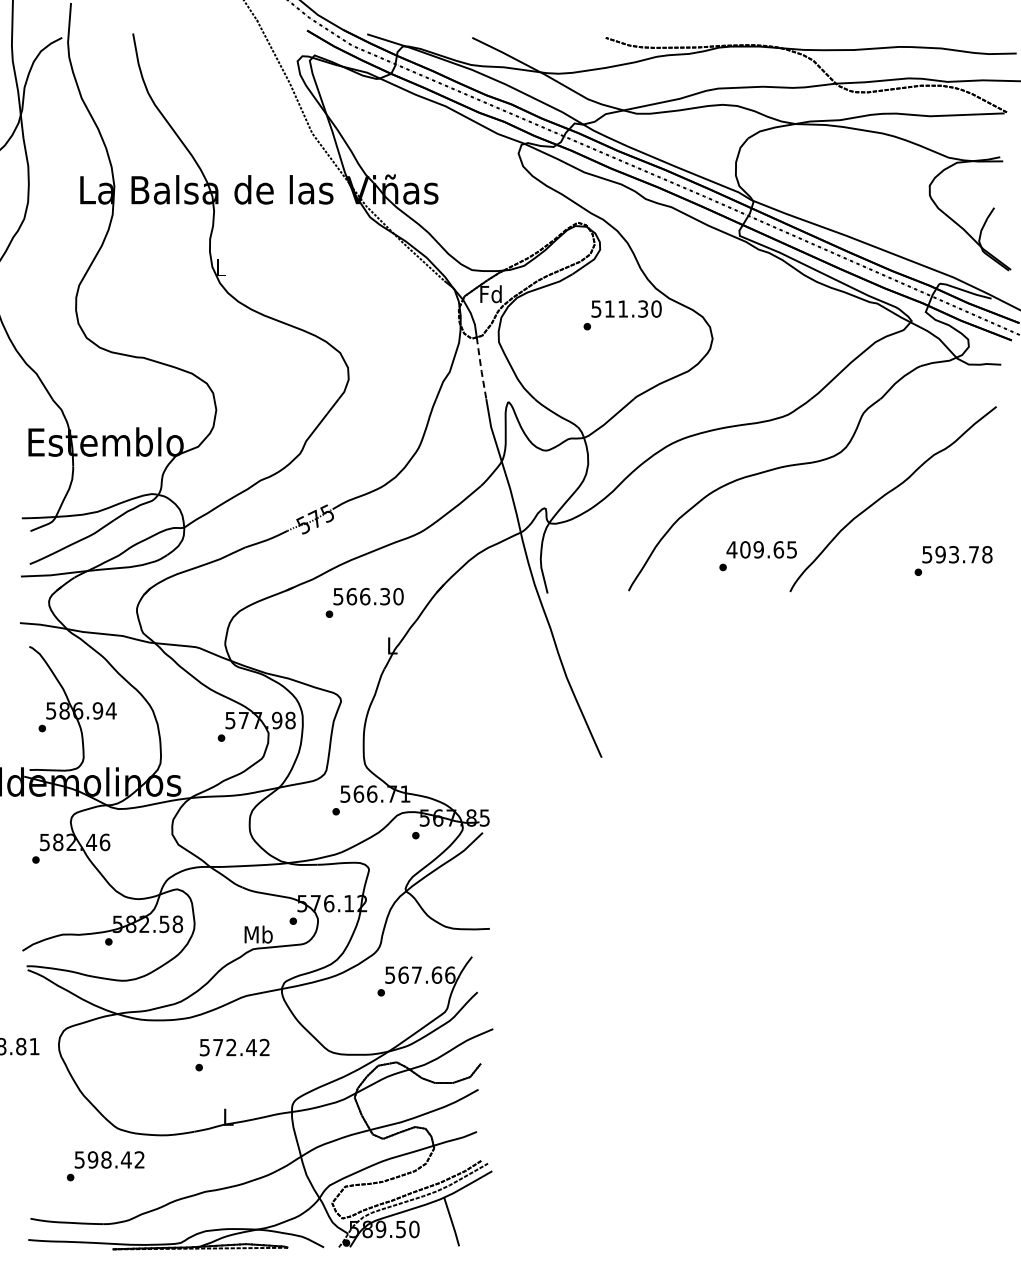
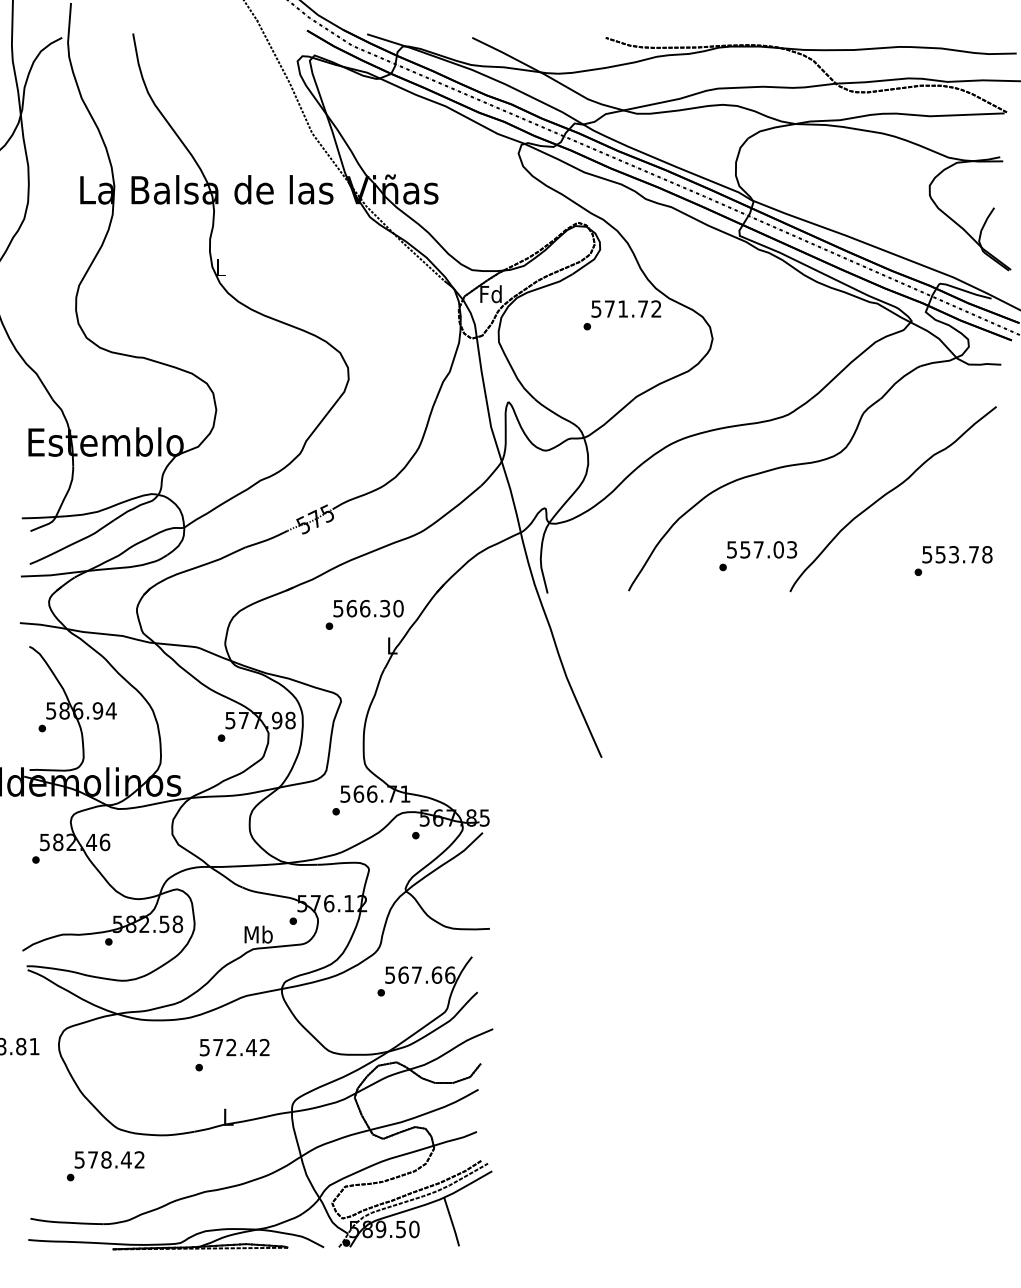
text: 511.30 -> 571.72 (633, 308)
line: dashed -> solid (481, 368)
text: 409.65 -> 557.03 (761, 549)
text: 593.78 -> 553.78 (940, 554)
text position: (364, 602) -> (364, 614) (364, 614)
text: 598.42 -> 578.42 (92, 1159)
